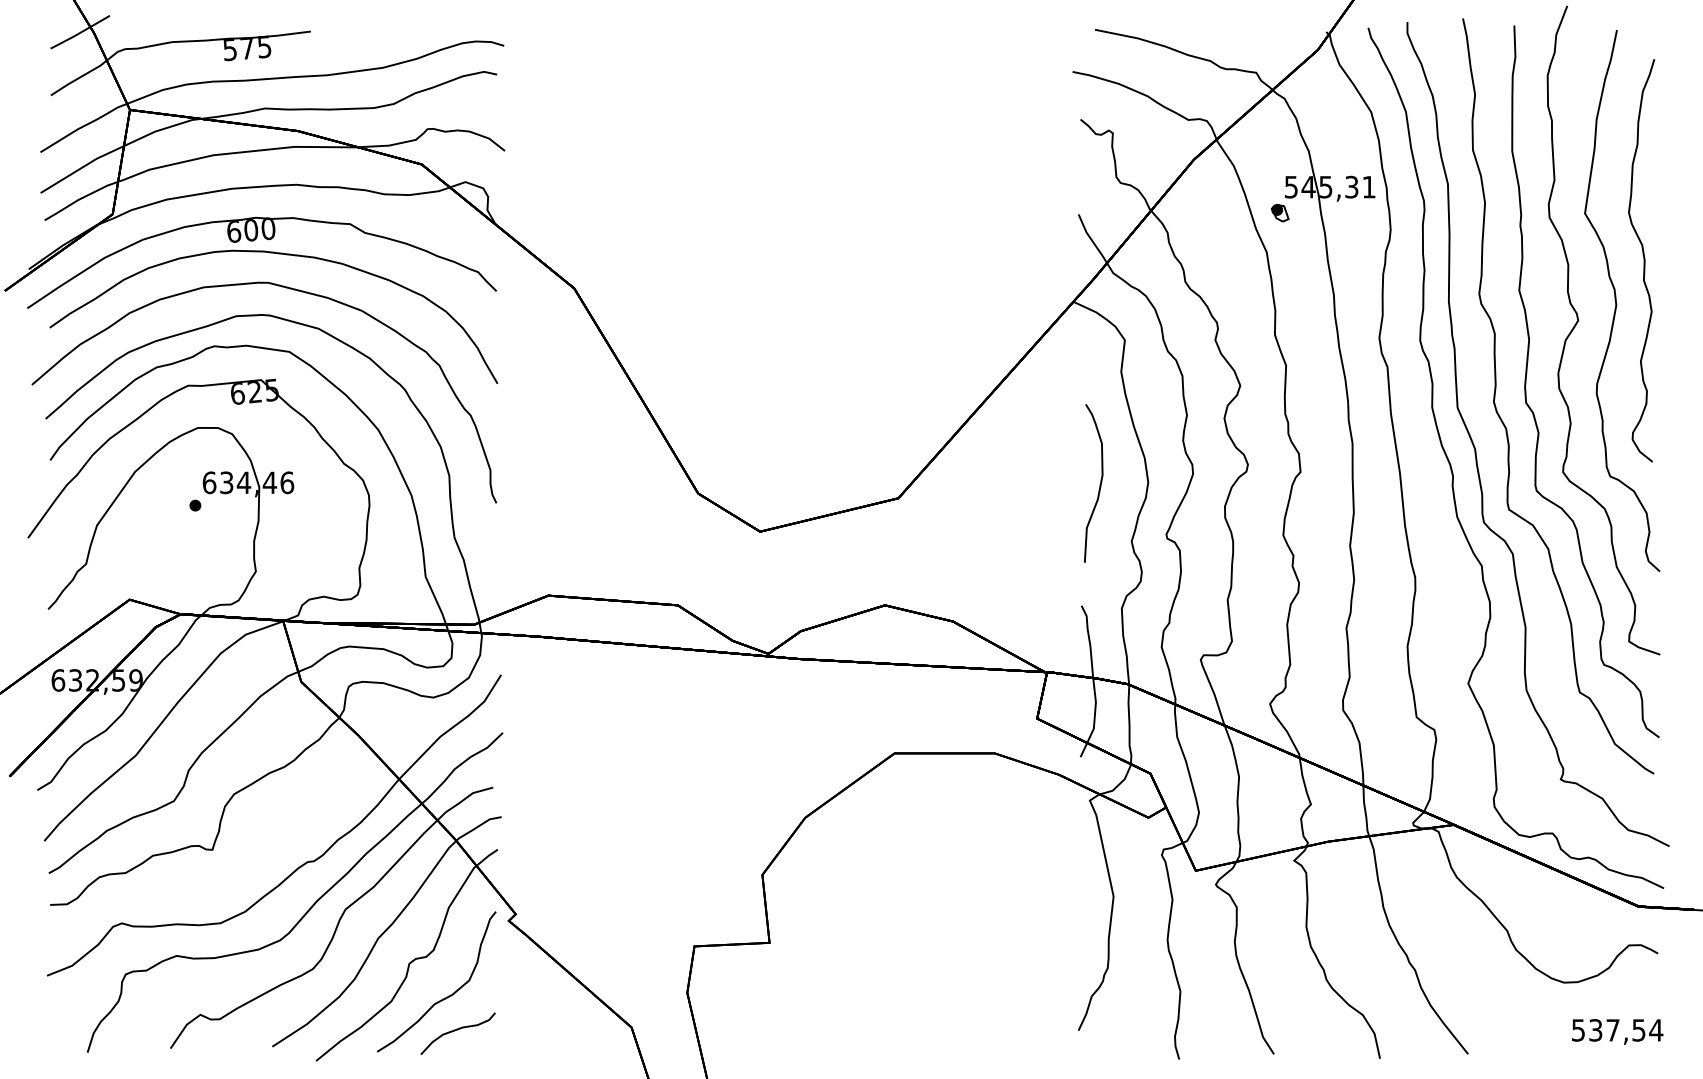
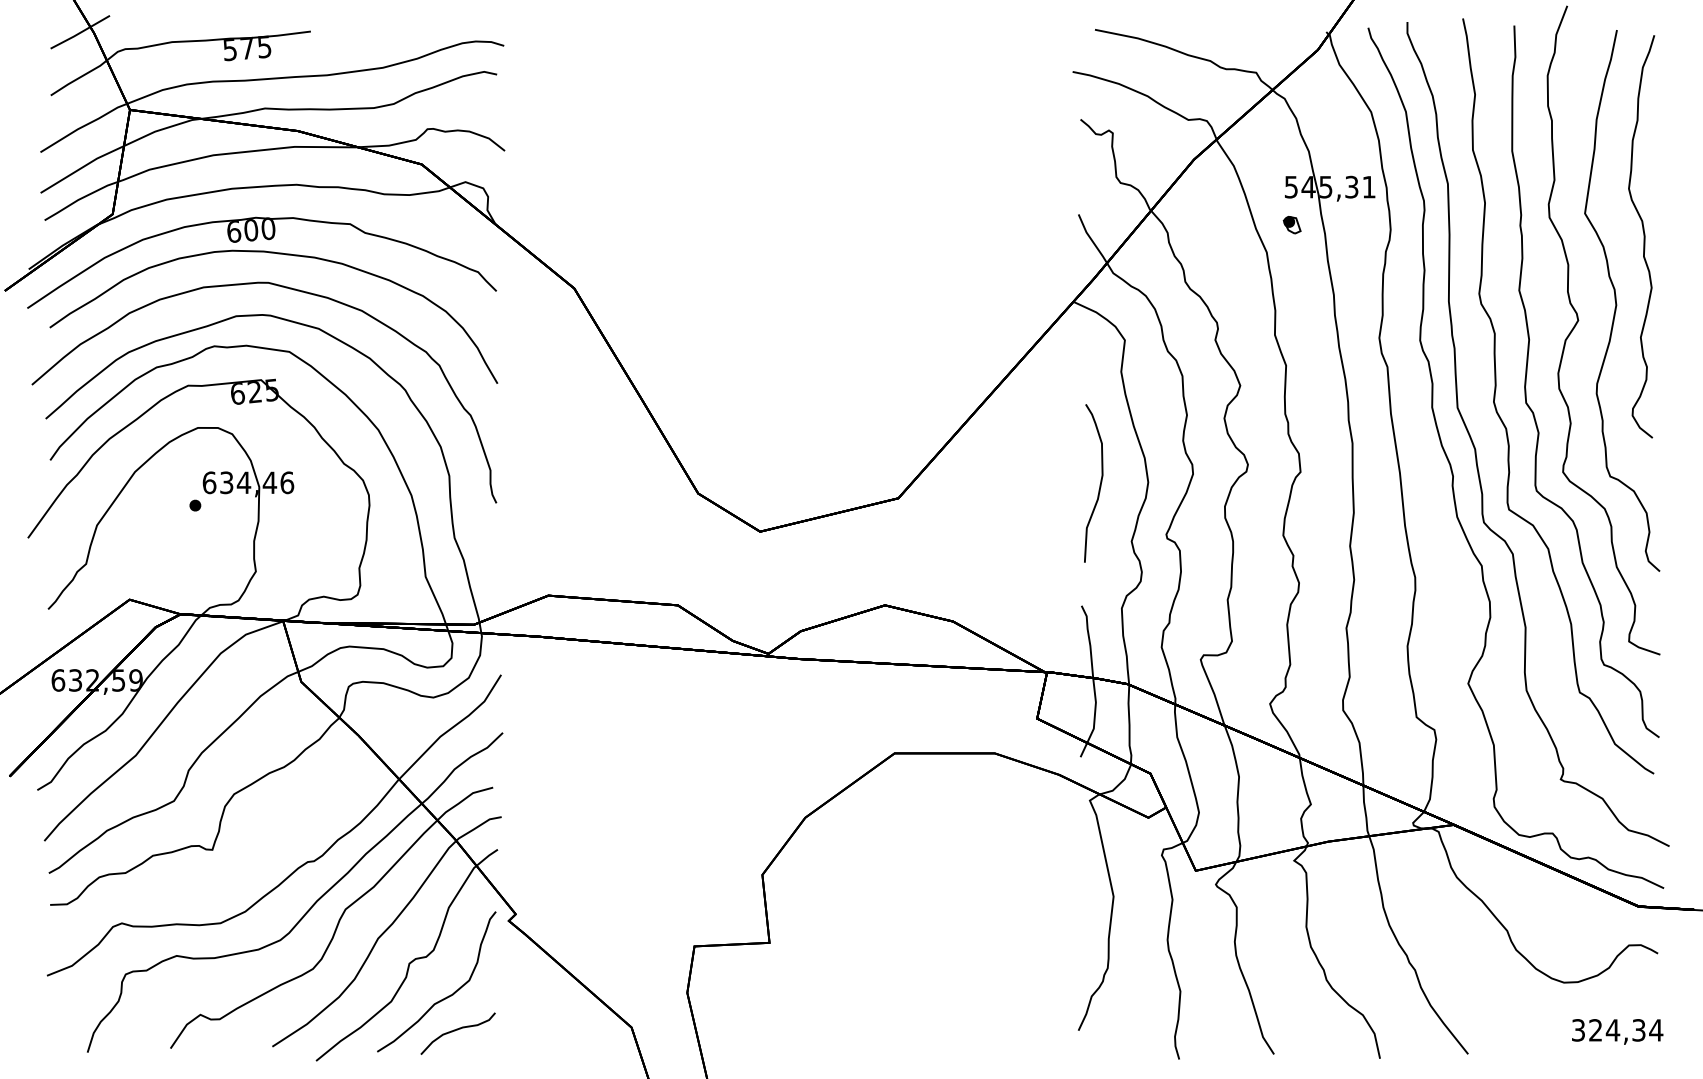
part position: (1279, 213) -> (1291, 225) (1291, 225)
part position: (1641, 260) -> (1641, 236) (1641, 236)
text: 537,54 -> 324,34 (1608, 1030)
